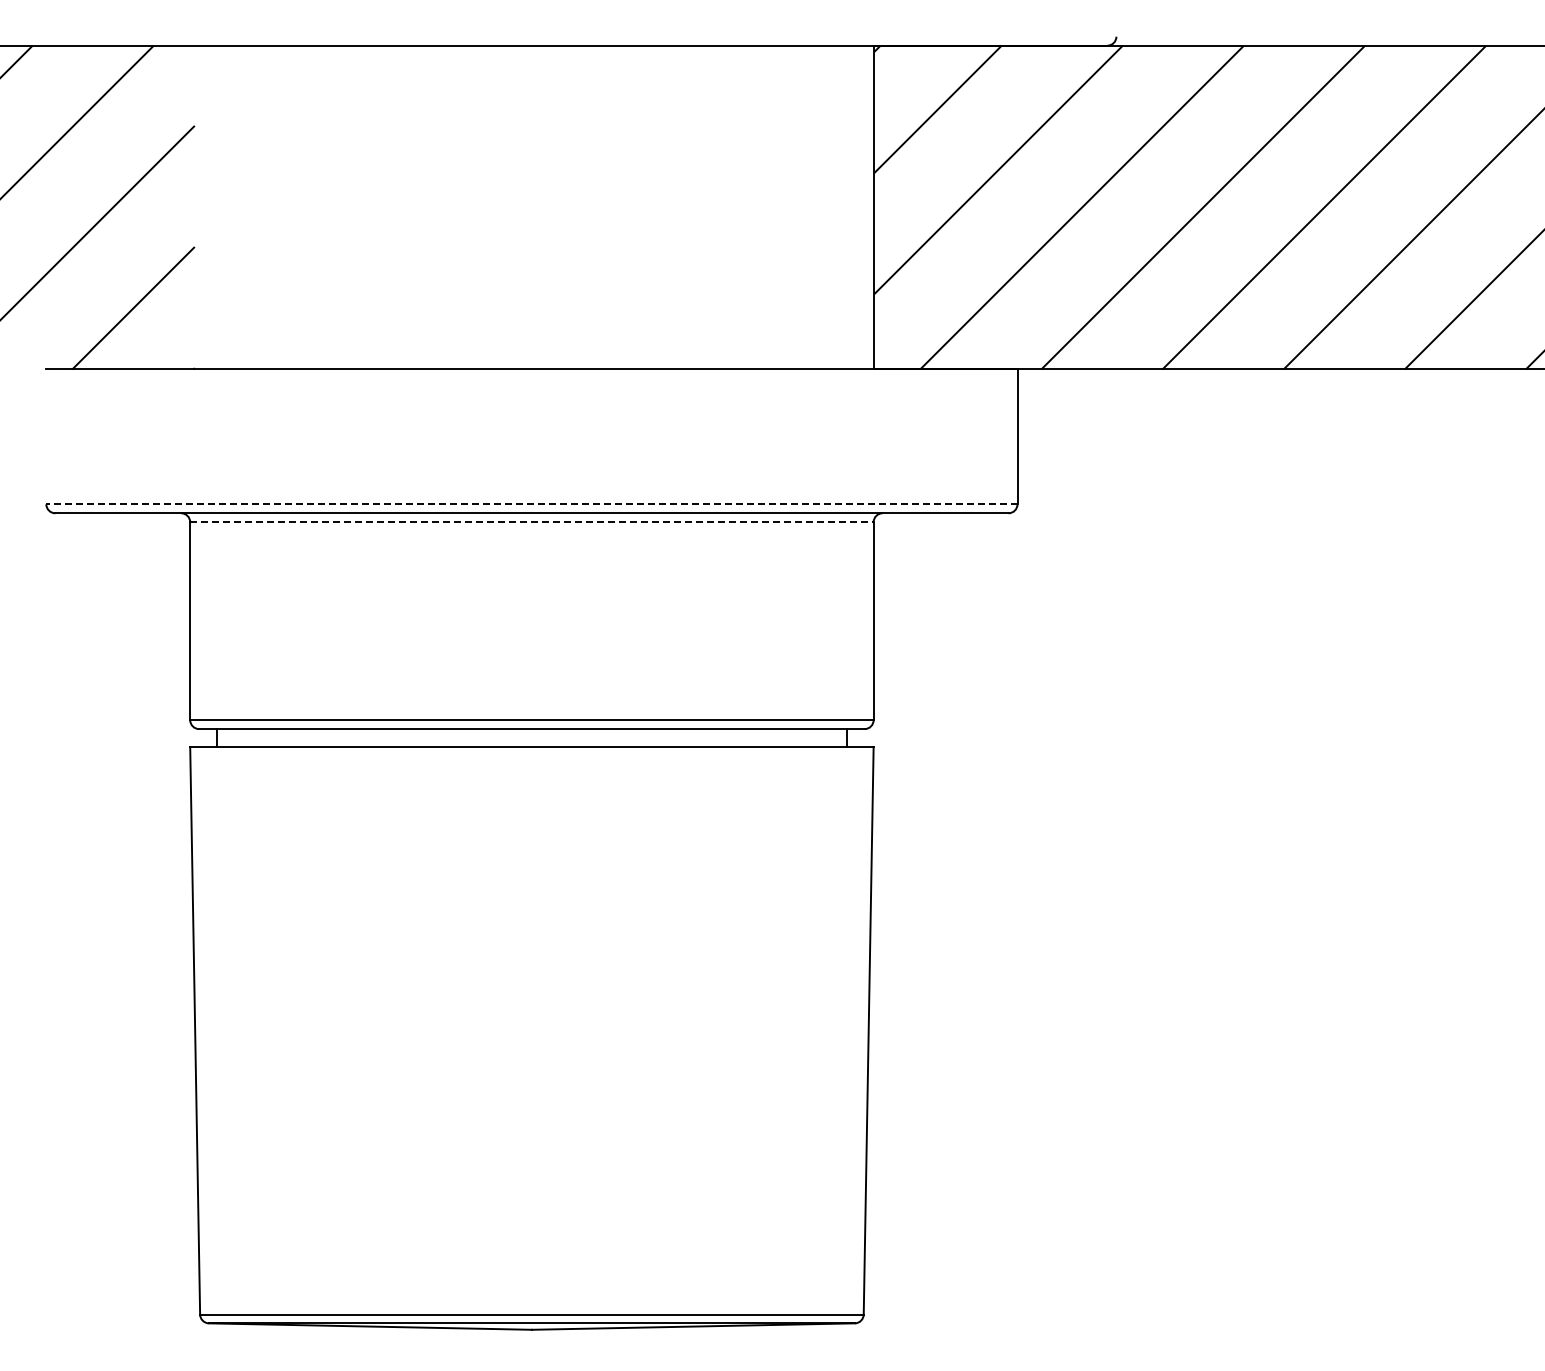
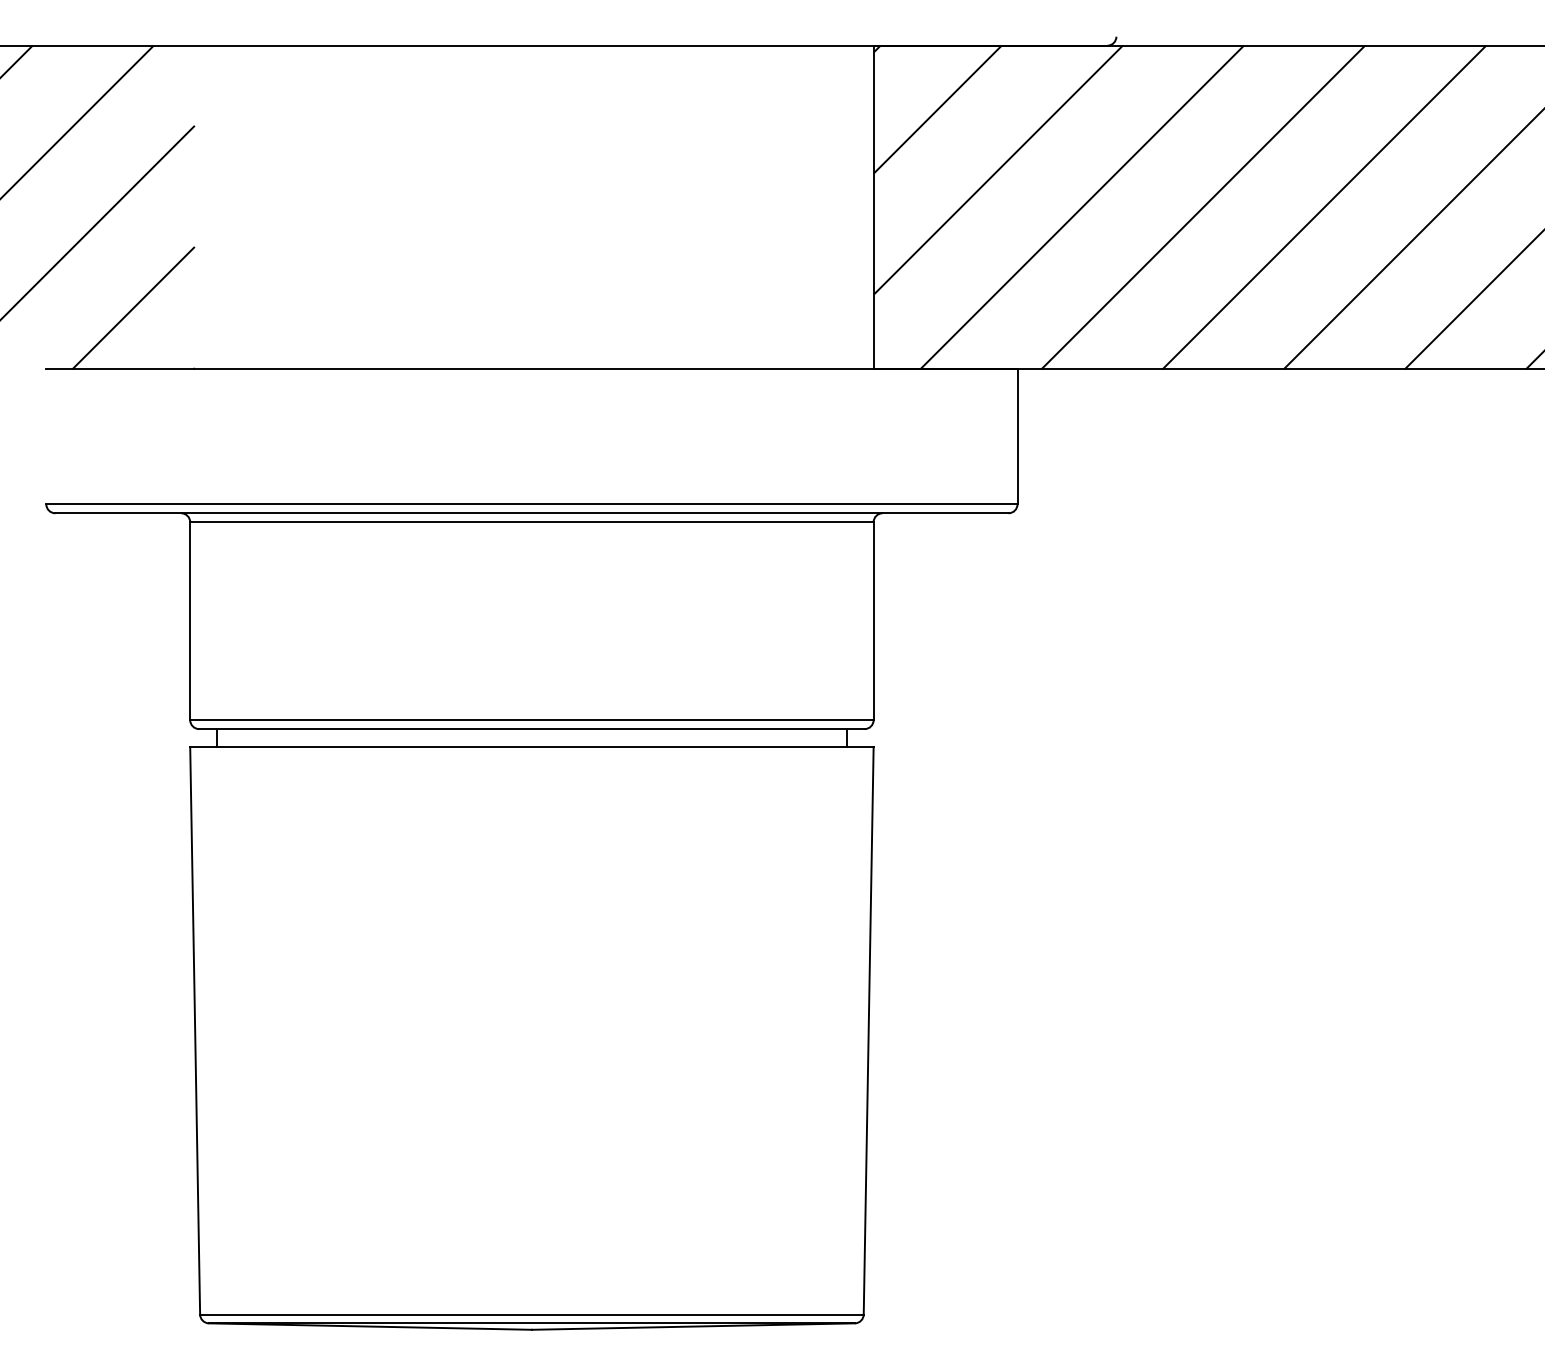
line: dashed -> solid (531, 504)
line: dashed -> solid (531, 522)
